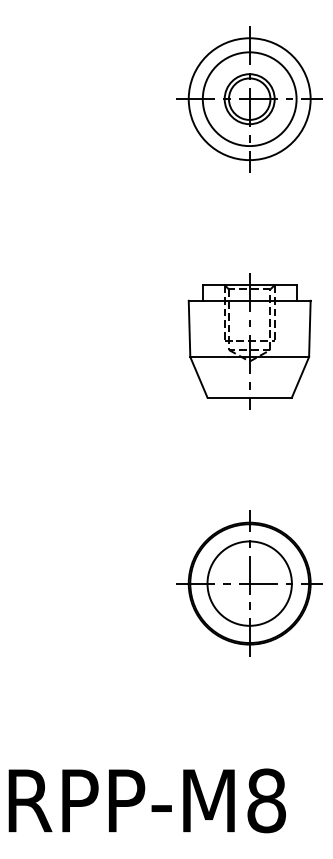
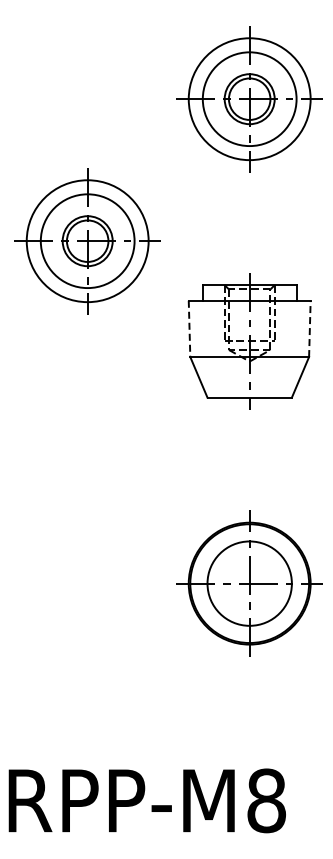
part: none -> present (87, 241)
line: solid -> dashed (309, 328)
line: solid -> dashed (189, 329)
